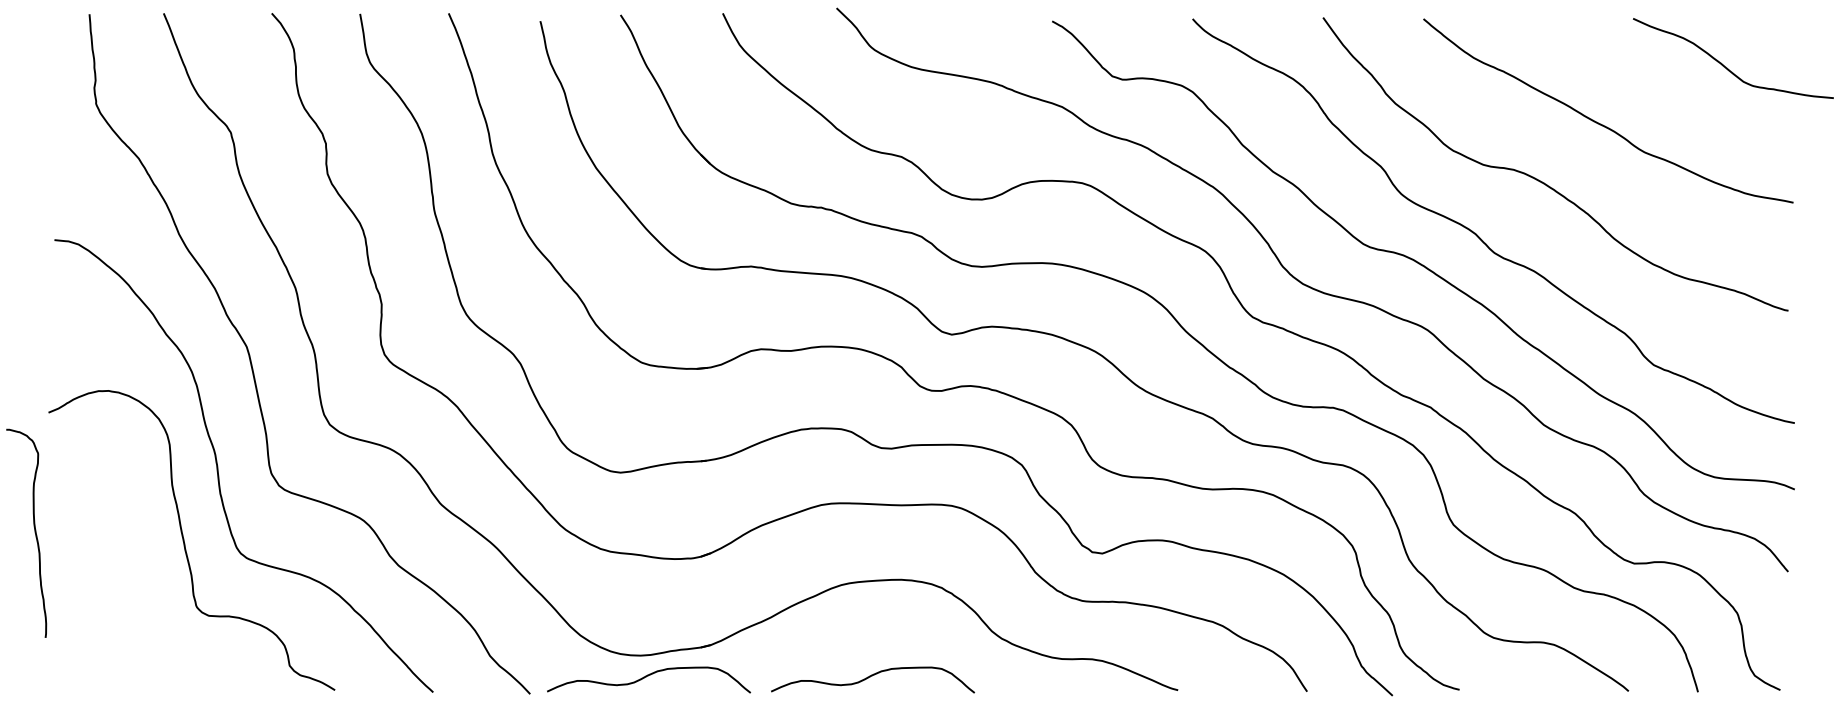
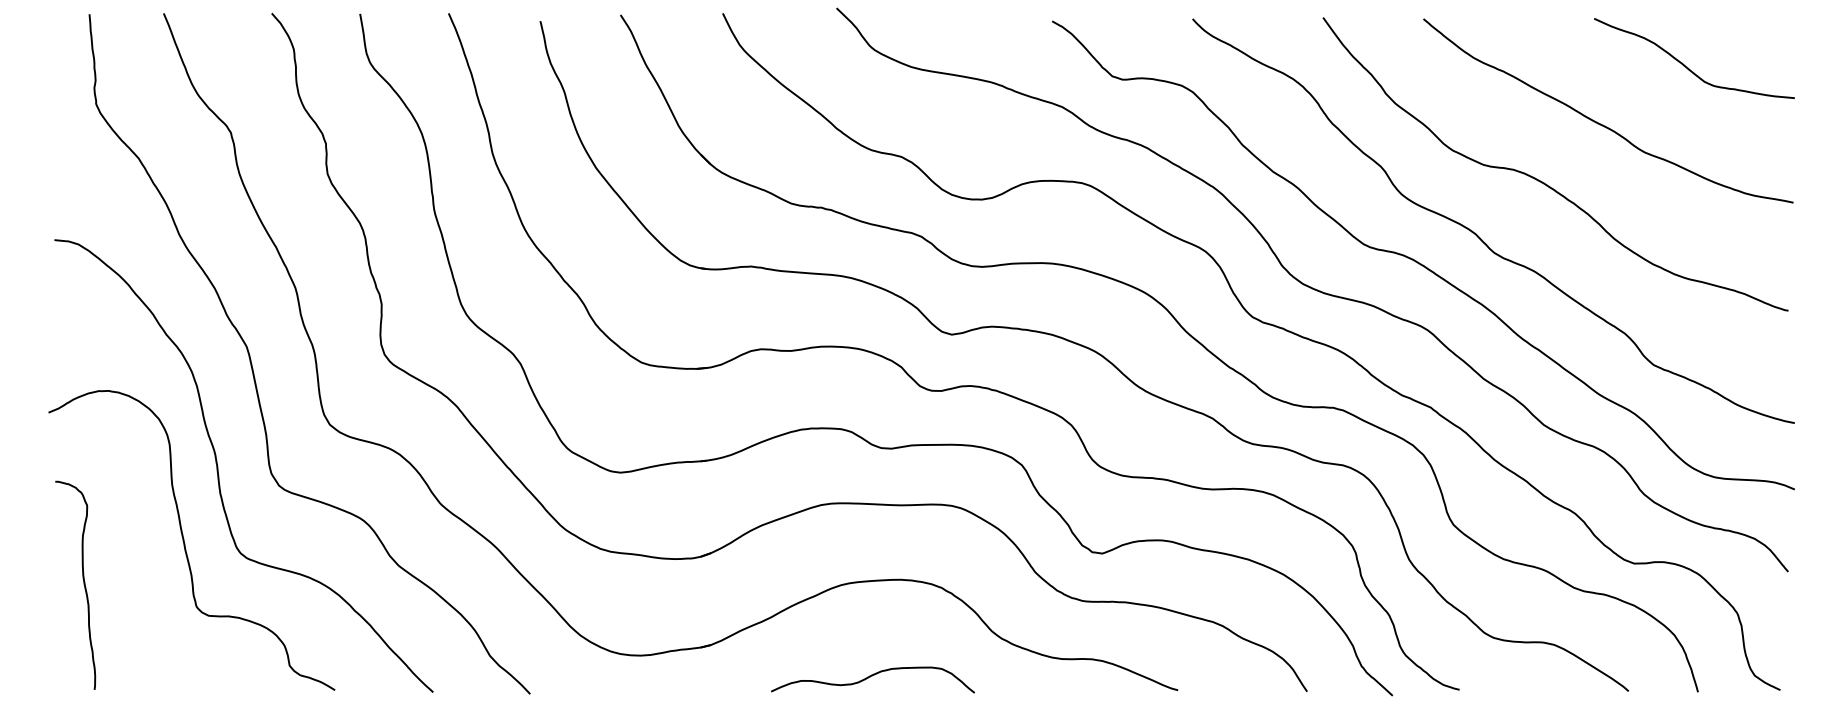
curve position: (1727, 67) -> (1688, 67) (1688, 67)
curve position: (34, 532) -> (83, 584) (83, 584)
curve: present -> none (646, 677)
